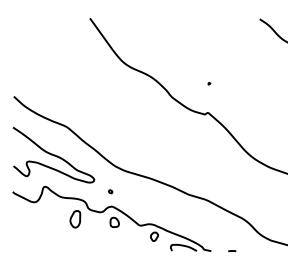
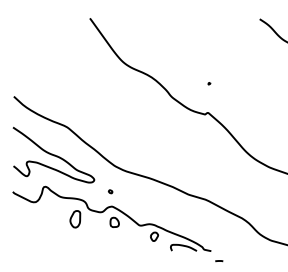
line position: (232, 251) -> (219, 261) (219, 261)
